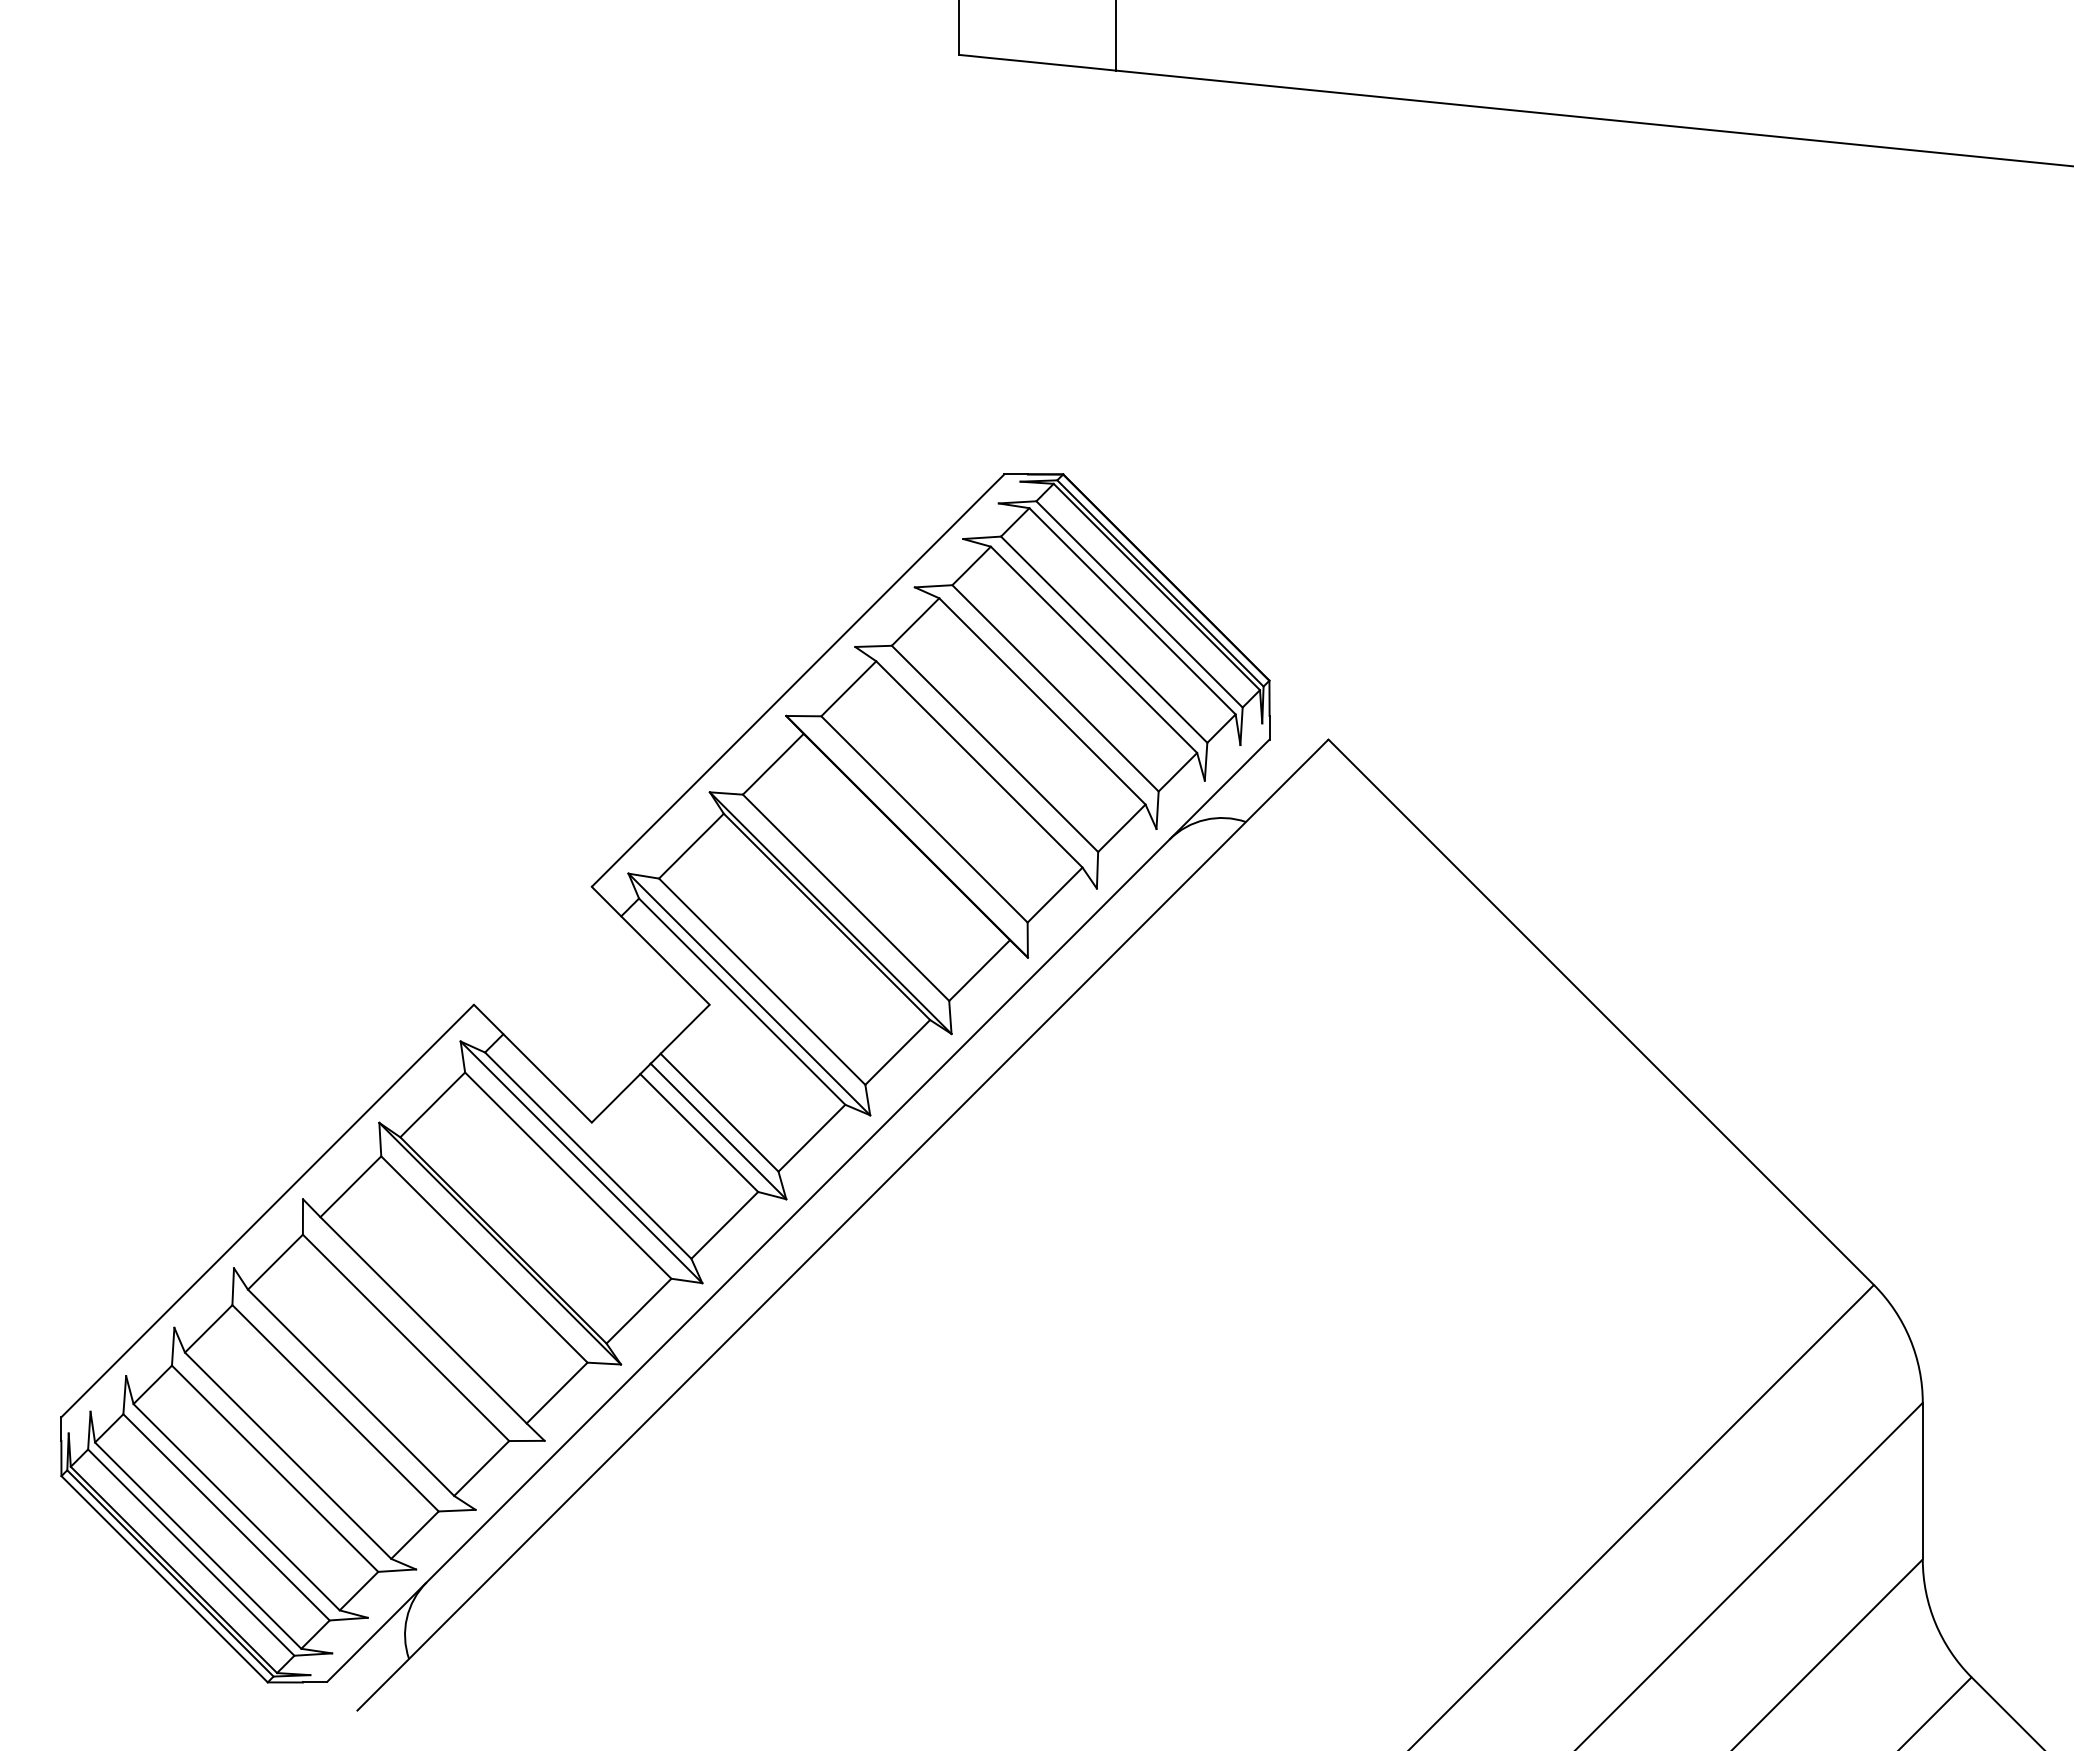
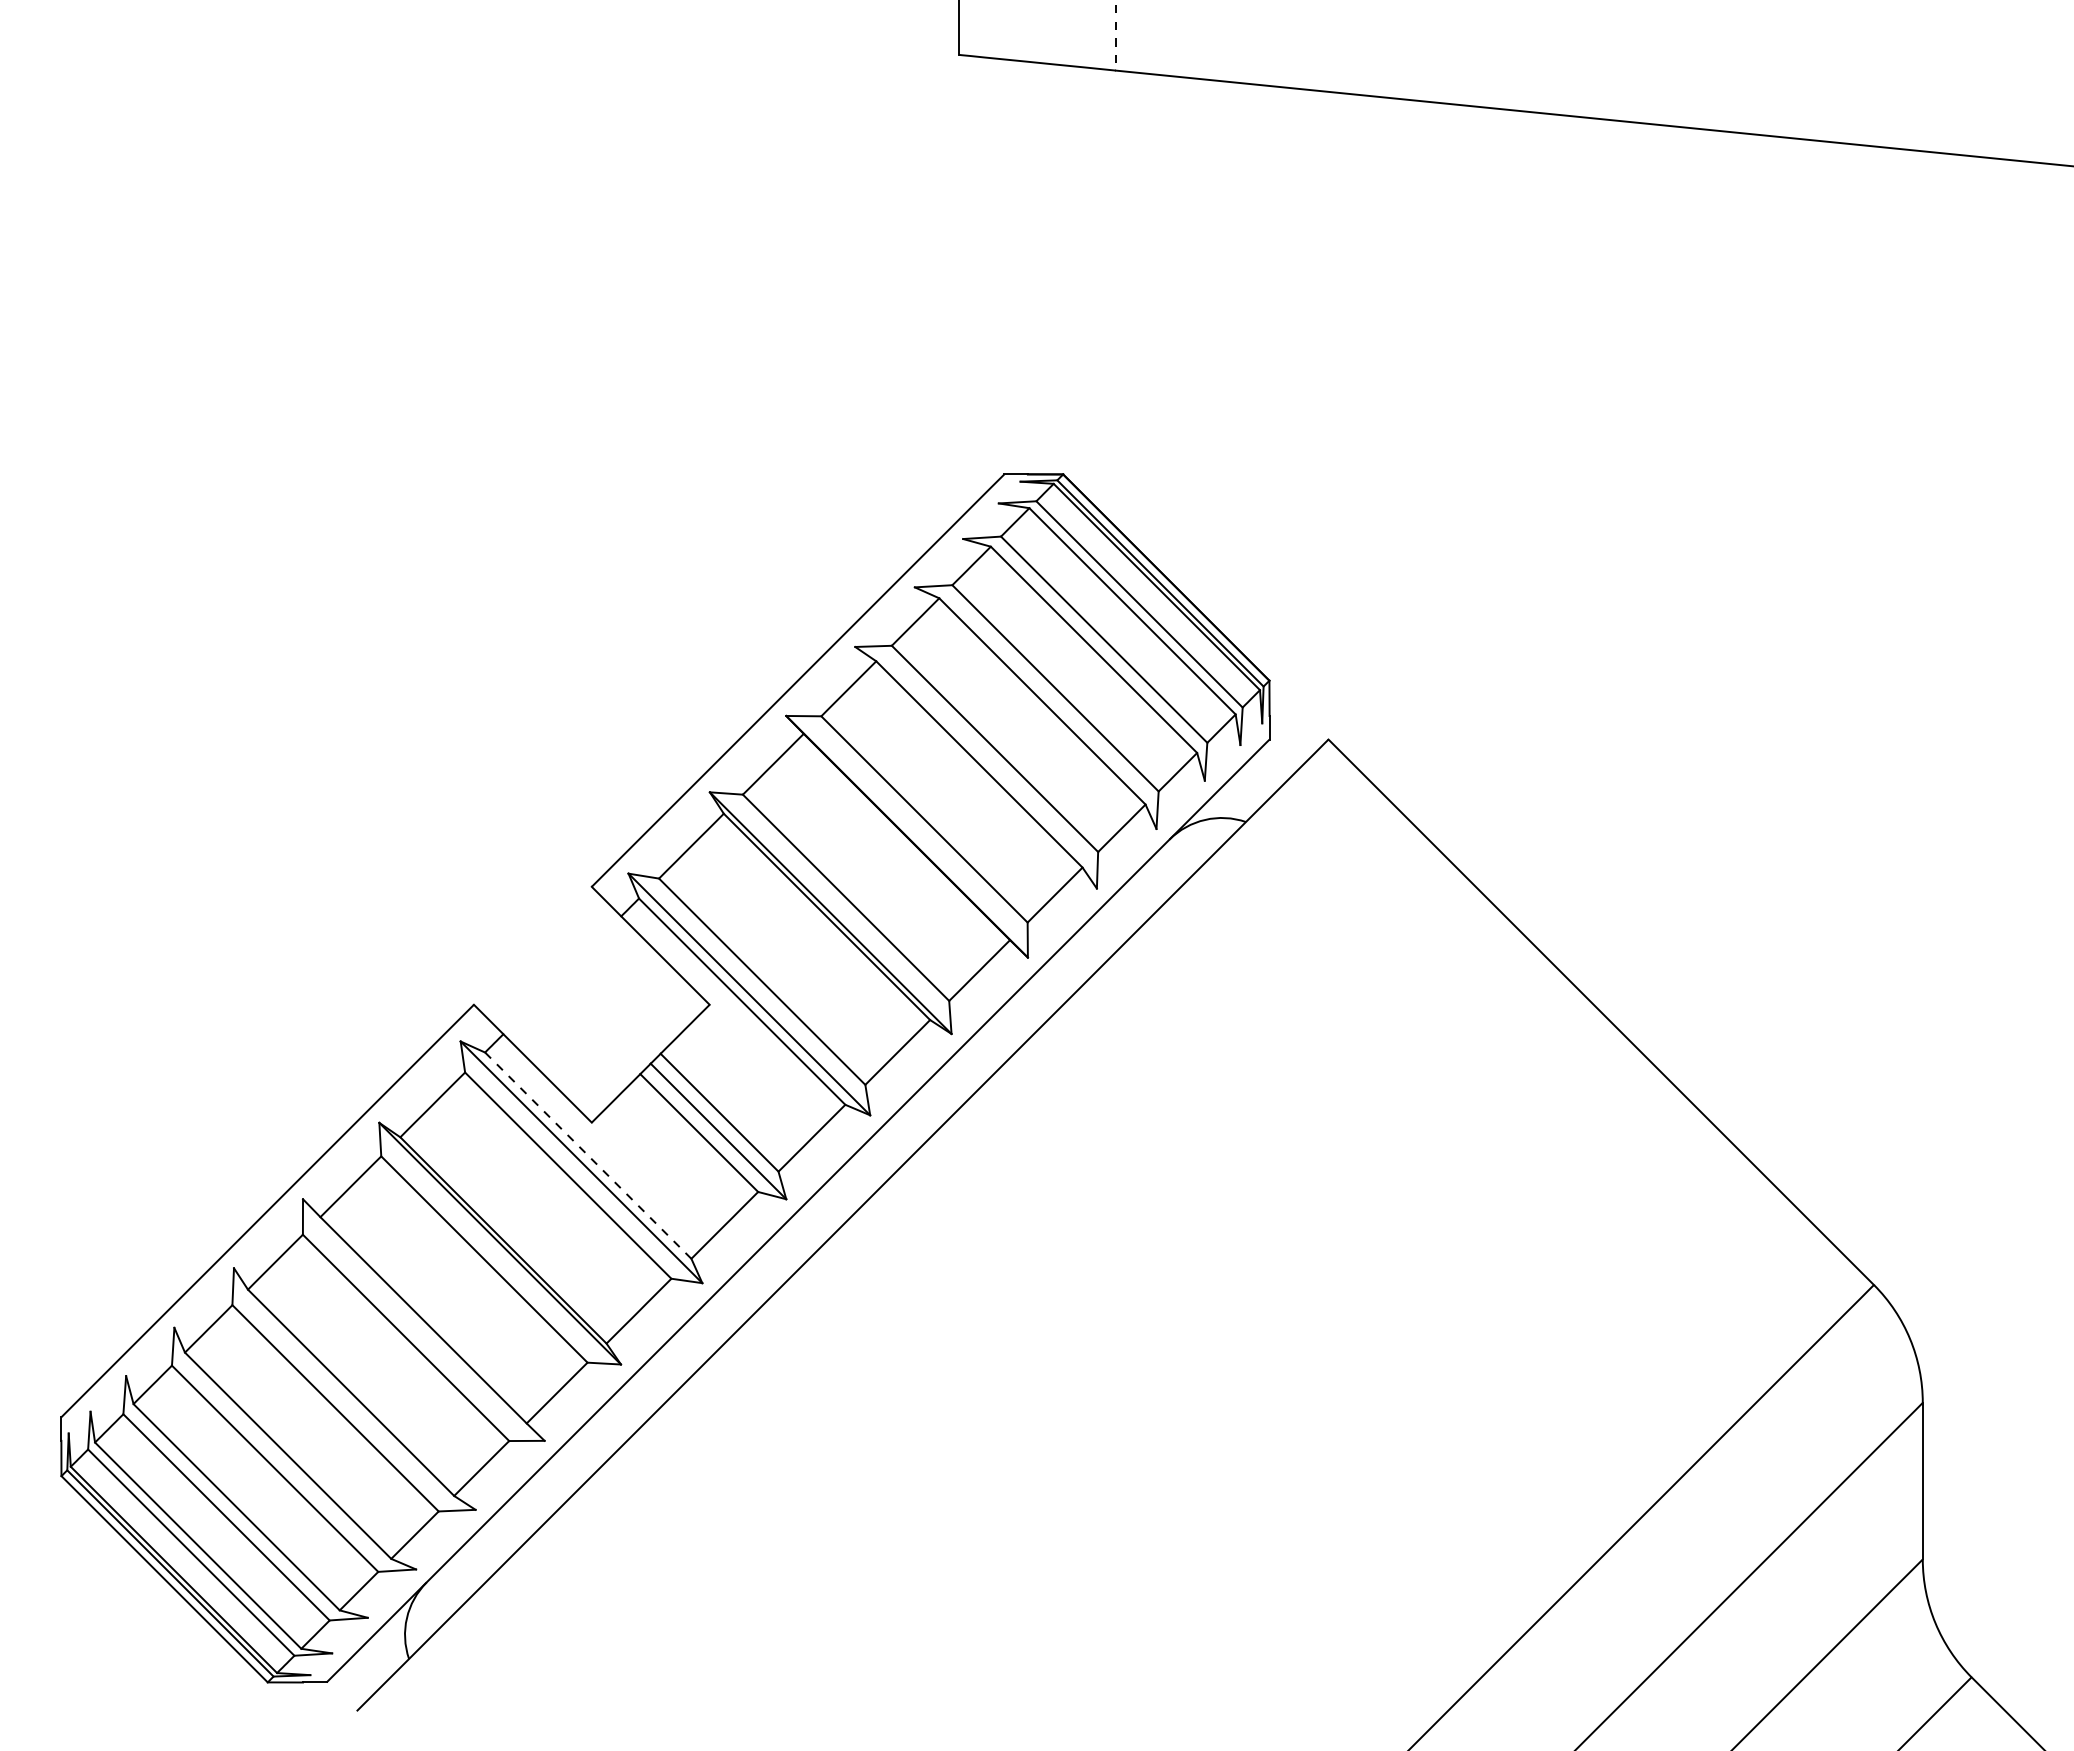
line: solid -> dashed (1115, 35)
line: solid -> dashed (588, 1155)
